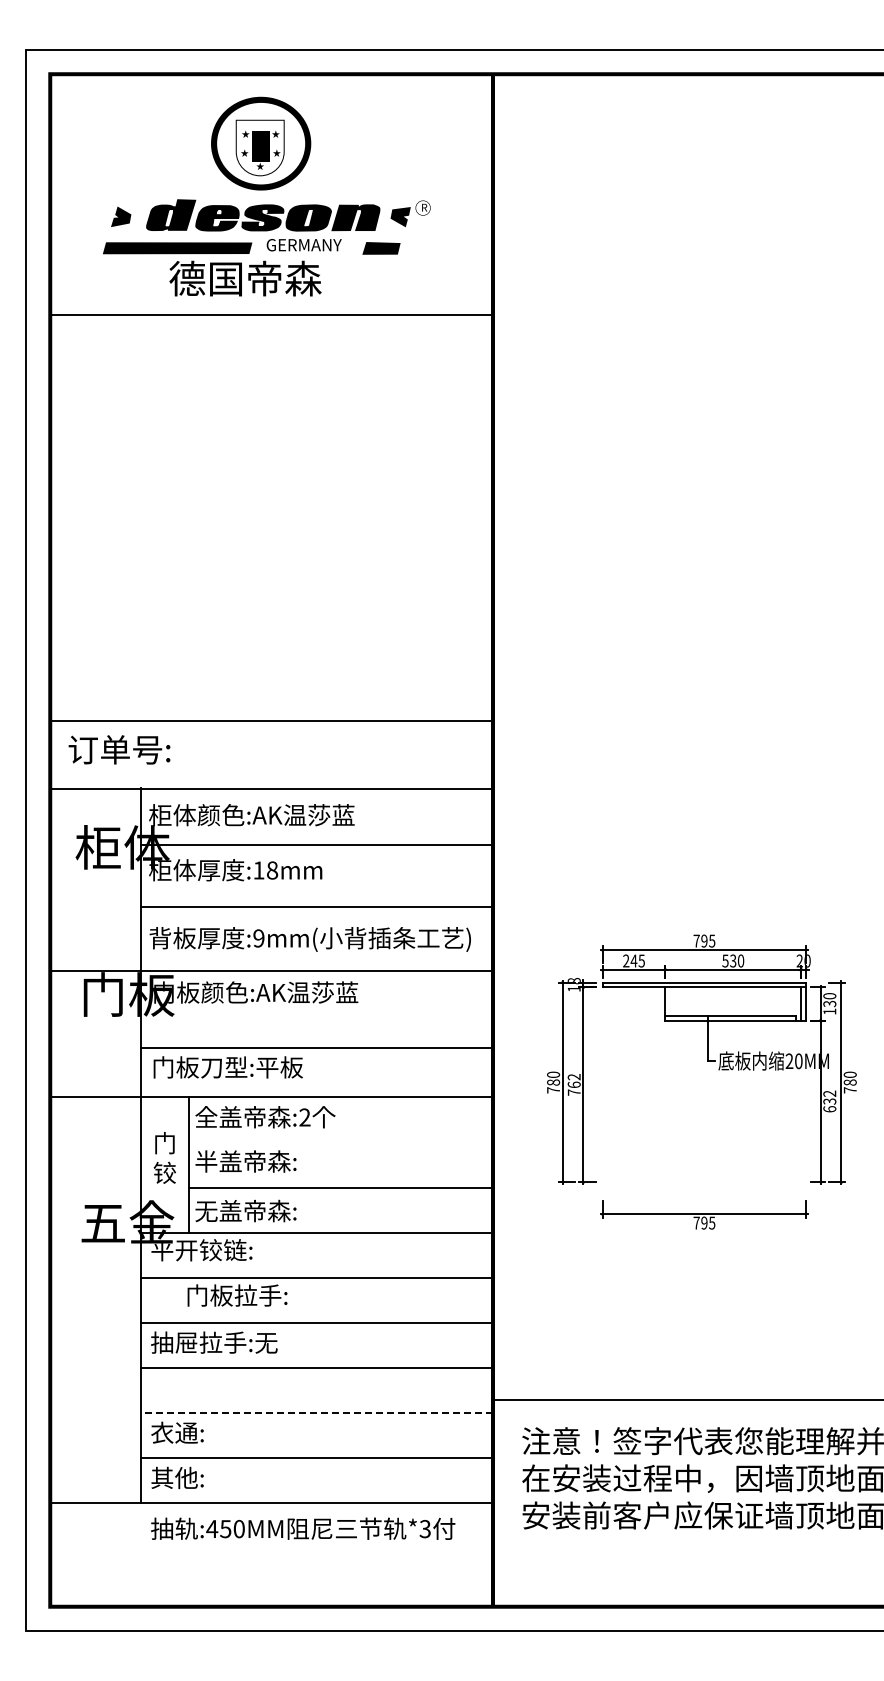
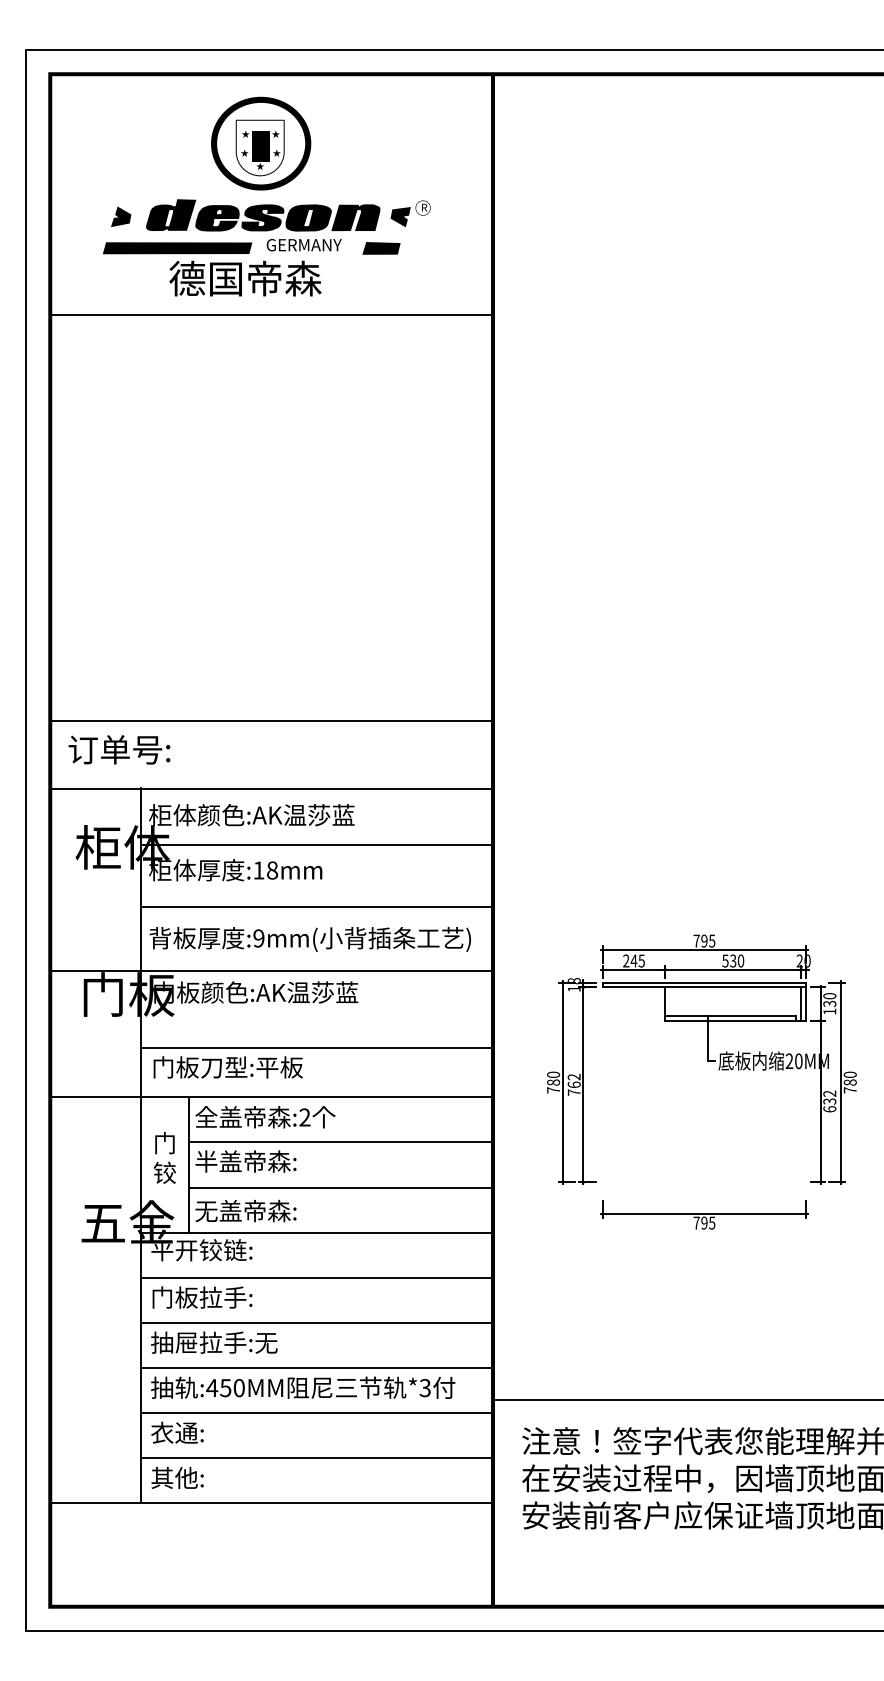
line: none -> present (341, 1142)
text position: (237, 1295) -> (202, 1297) (202, 1297)
line: dashed -> solid (317, 1413)
text position: (303, 1528) -> (303, 1387) (303, 1387)
